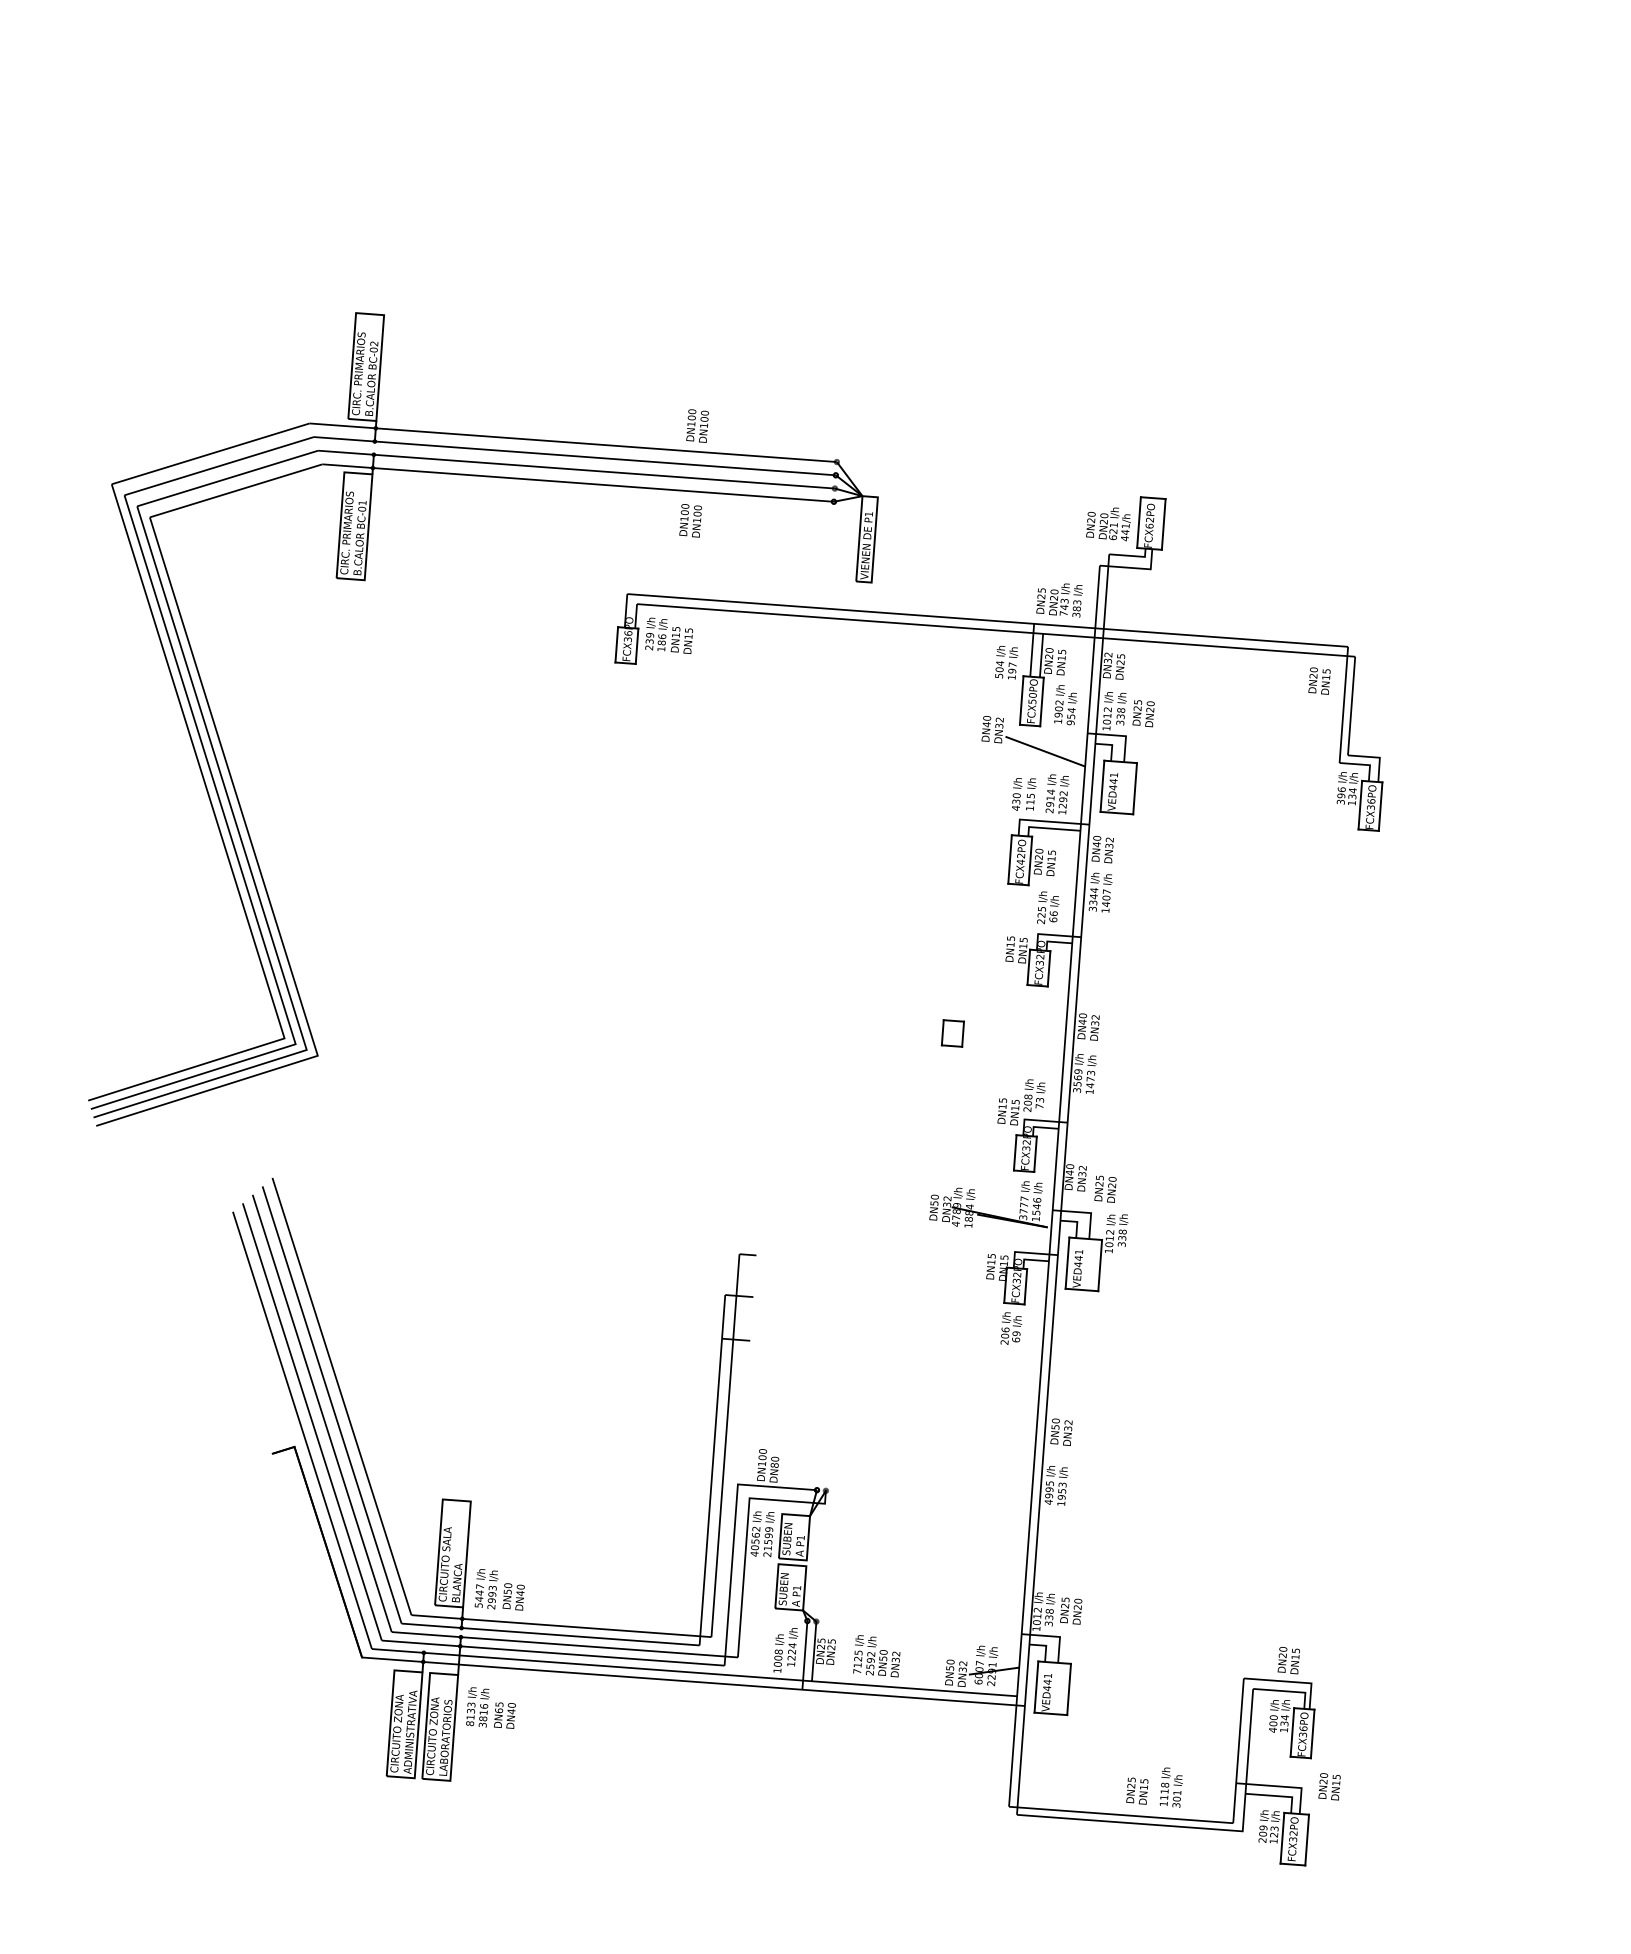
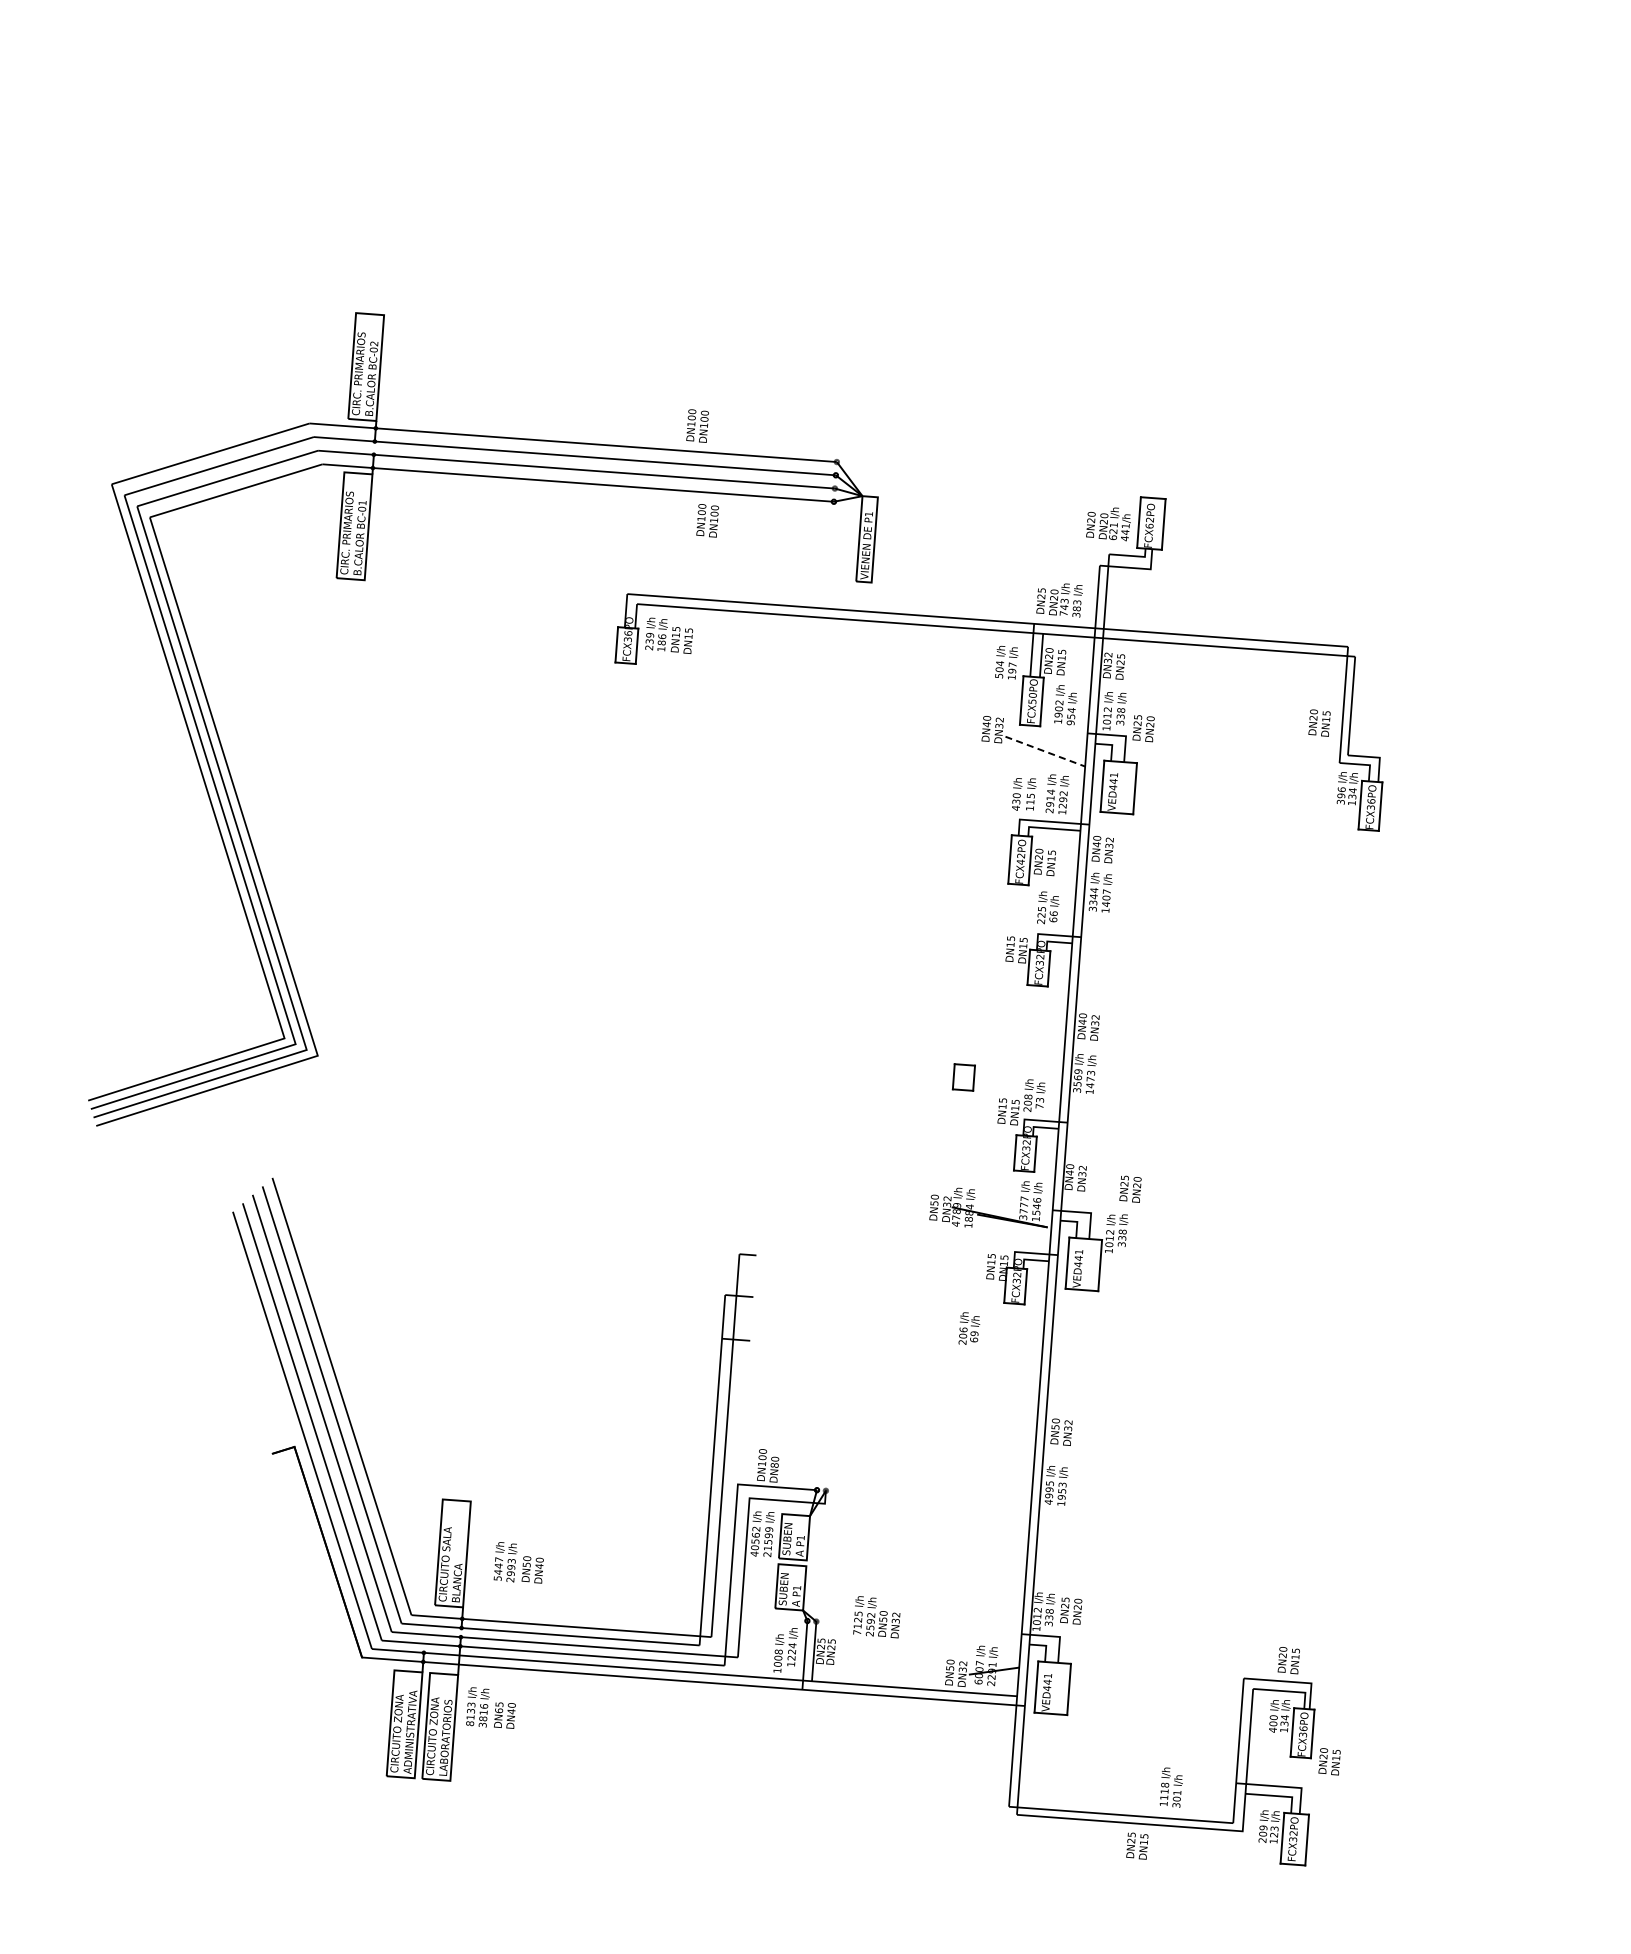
text position: (690, 520) -> (707, 520) (707, 520)
text position: (1319, 680) -> (1319, 722) (1319, 722)
text position: (1143, 713) -> (1143, 728) (1143, 728)
line: solid -> dashed (1045, 751)
part position: (952, 1033) -> (963, 1077) (963, 1077)
text position: (1105, 1188) -> (1130, 1188) (1130, 1188)
text position: (1011, 1328) -> (969, 1328) (969, 1328)
text position: (499, 1589) -> (518, 1562) (518, 1562)
text position: (876, 1656) -> (876, 1617) (876, 1617)
text position: (1329, 1786) -> (1329, 1761) (1329, 1761)
text position: (1137, 1790) -> (1137, 1845) (1137, 1845)
